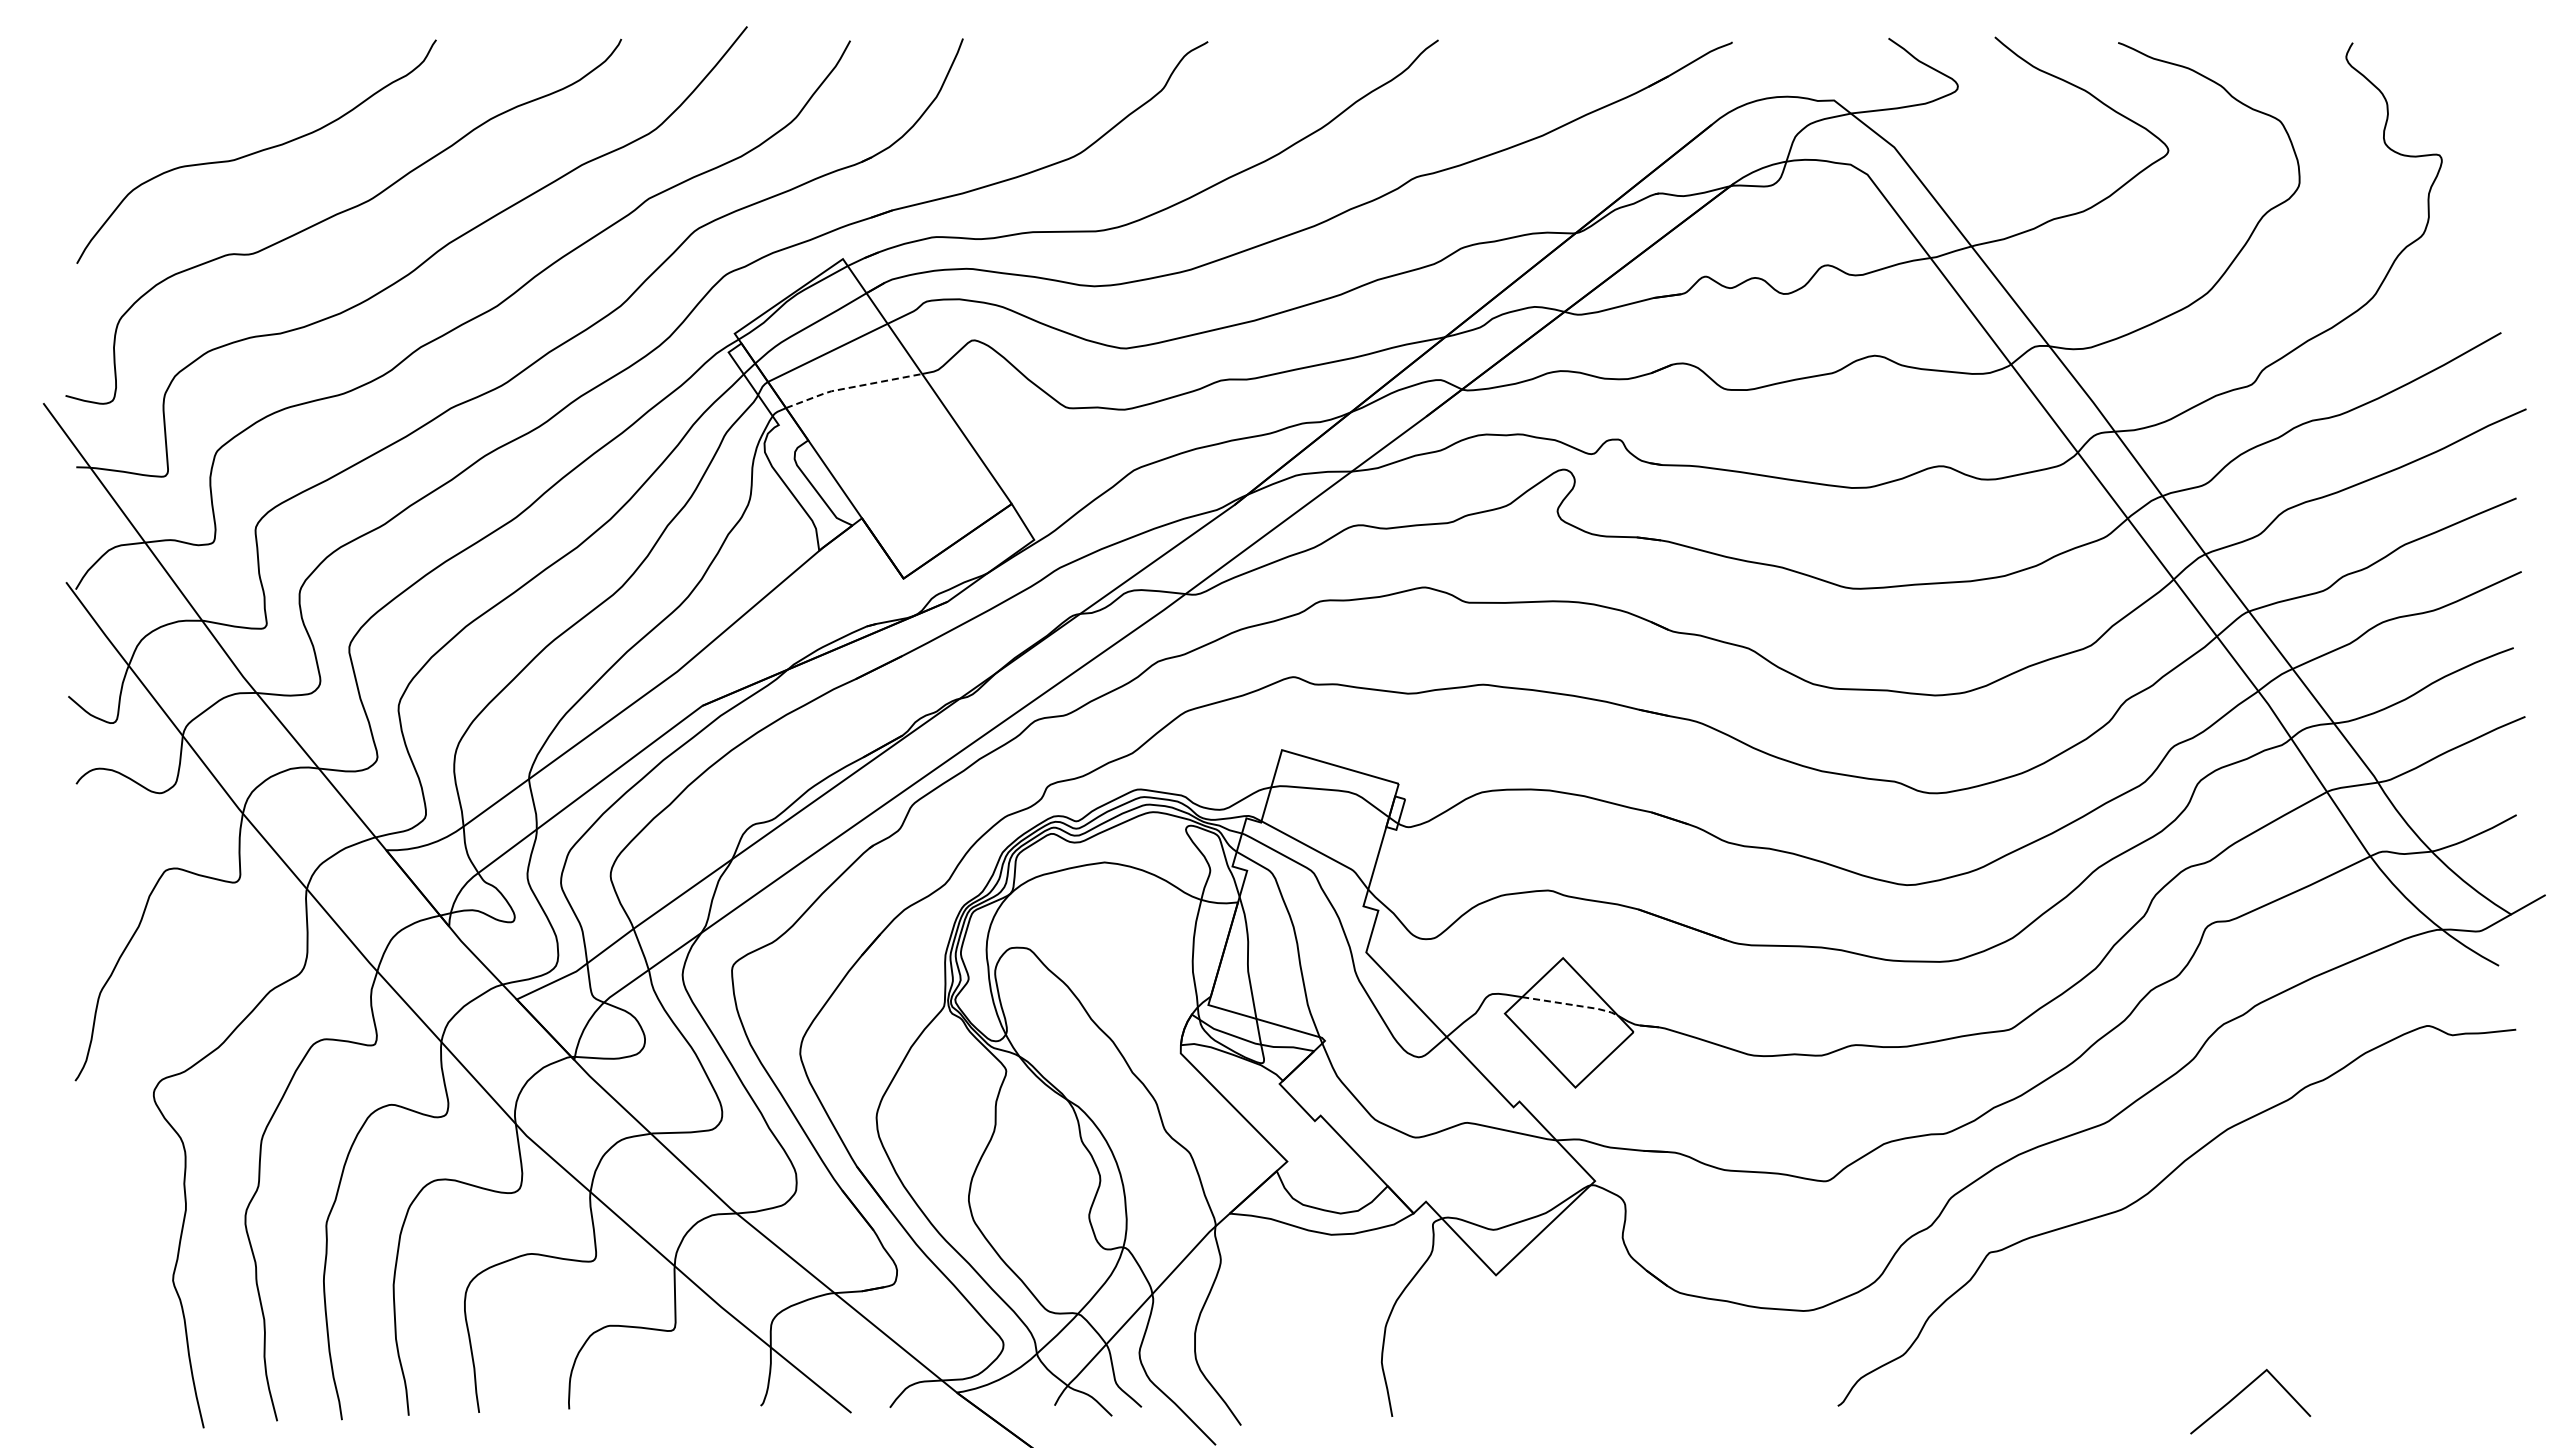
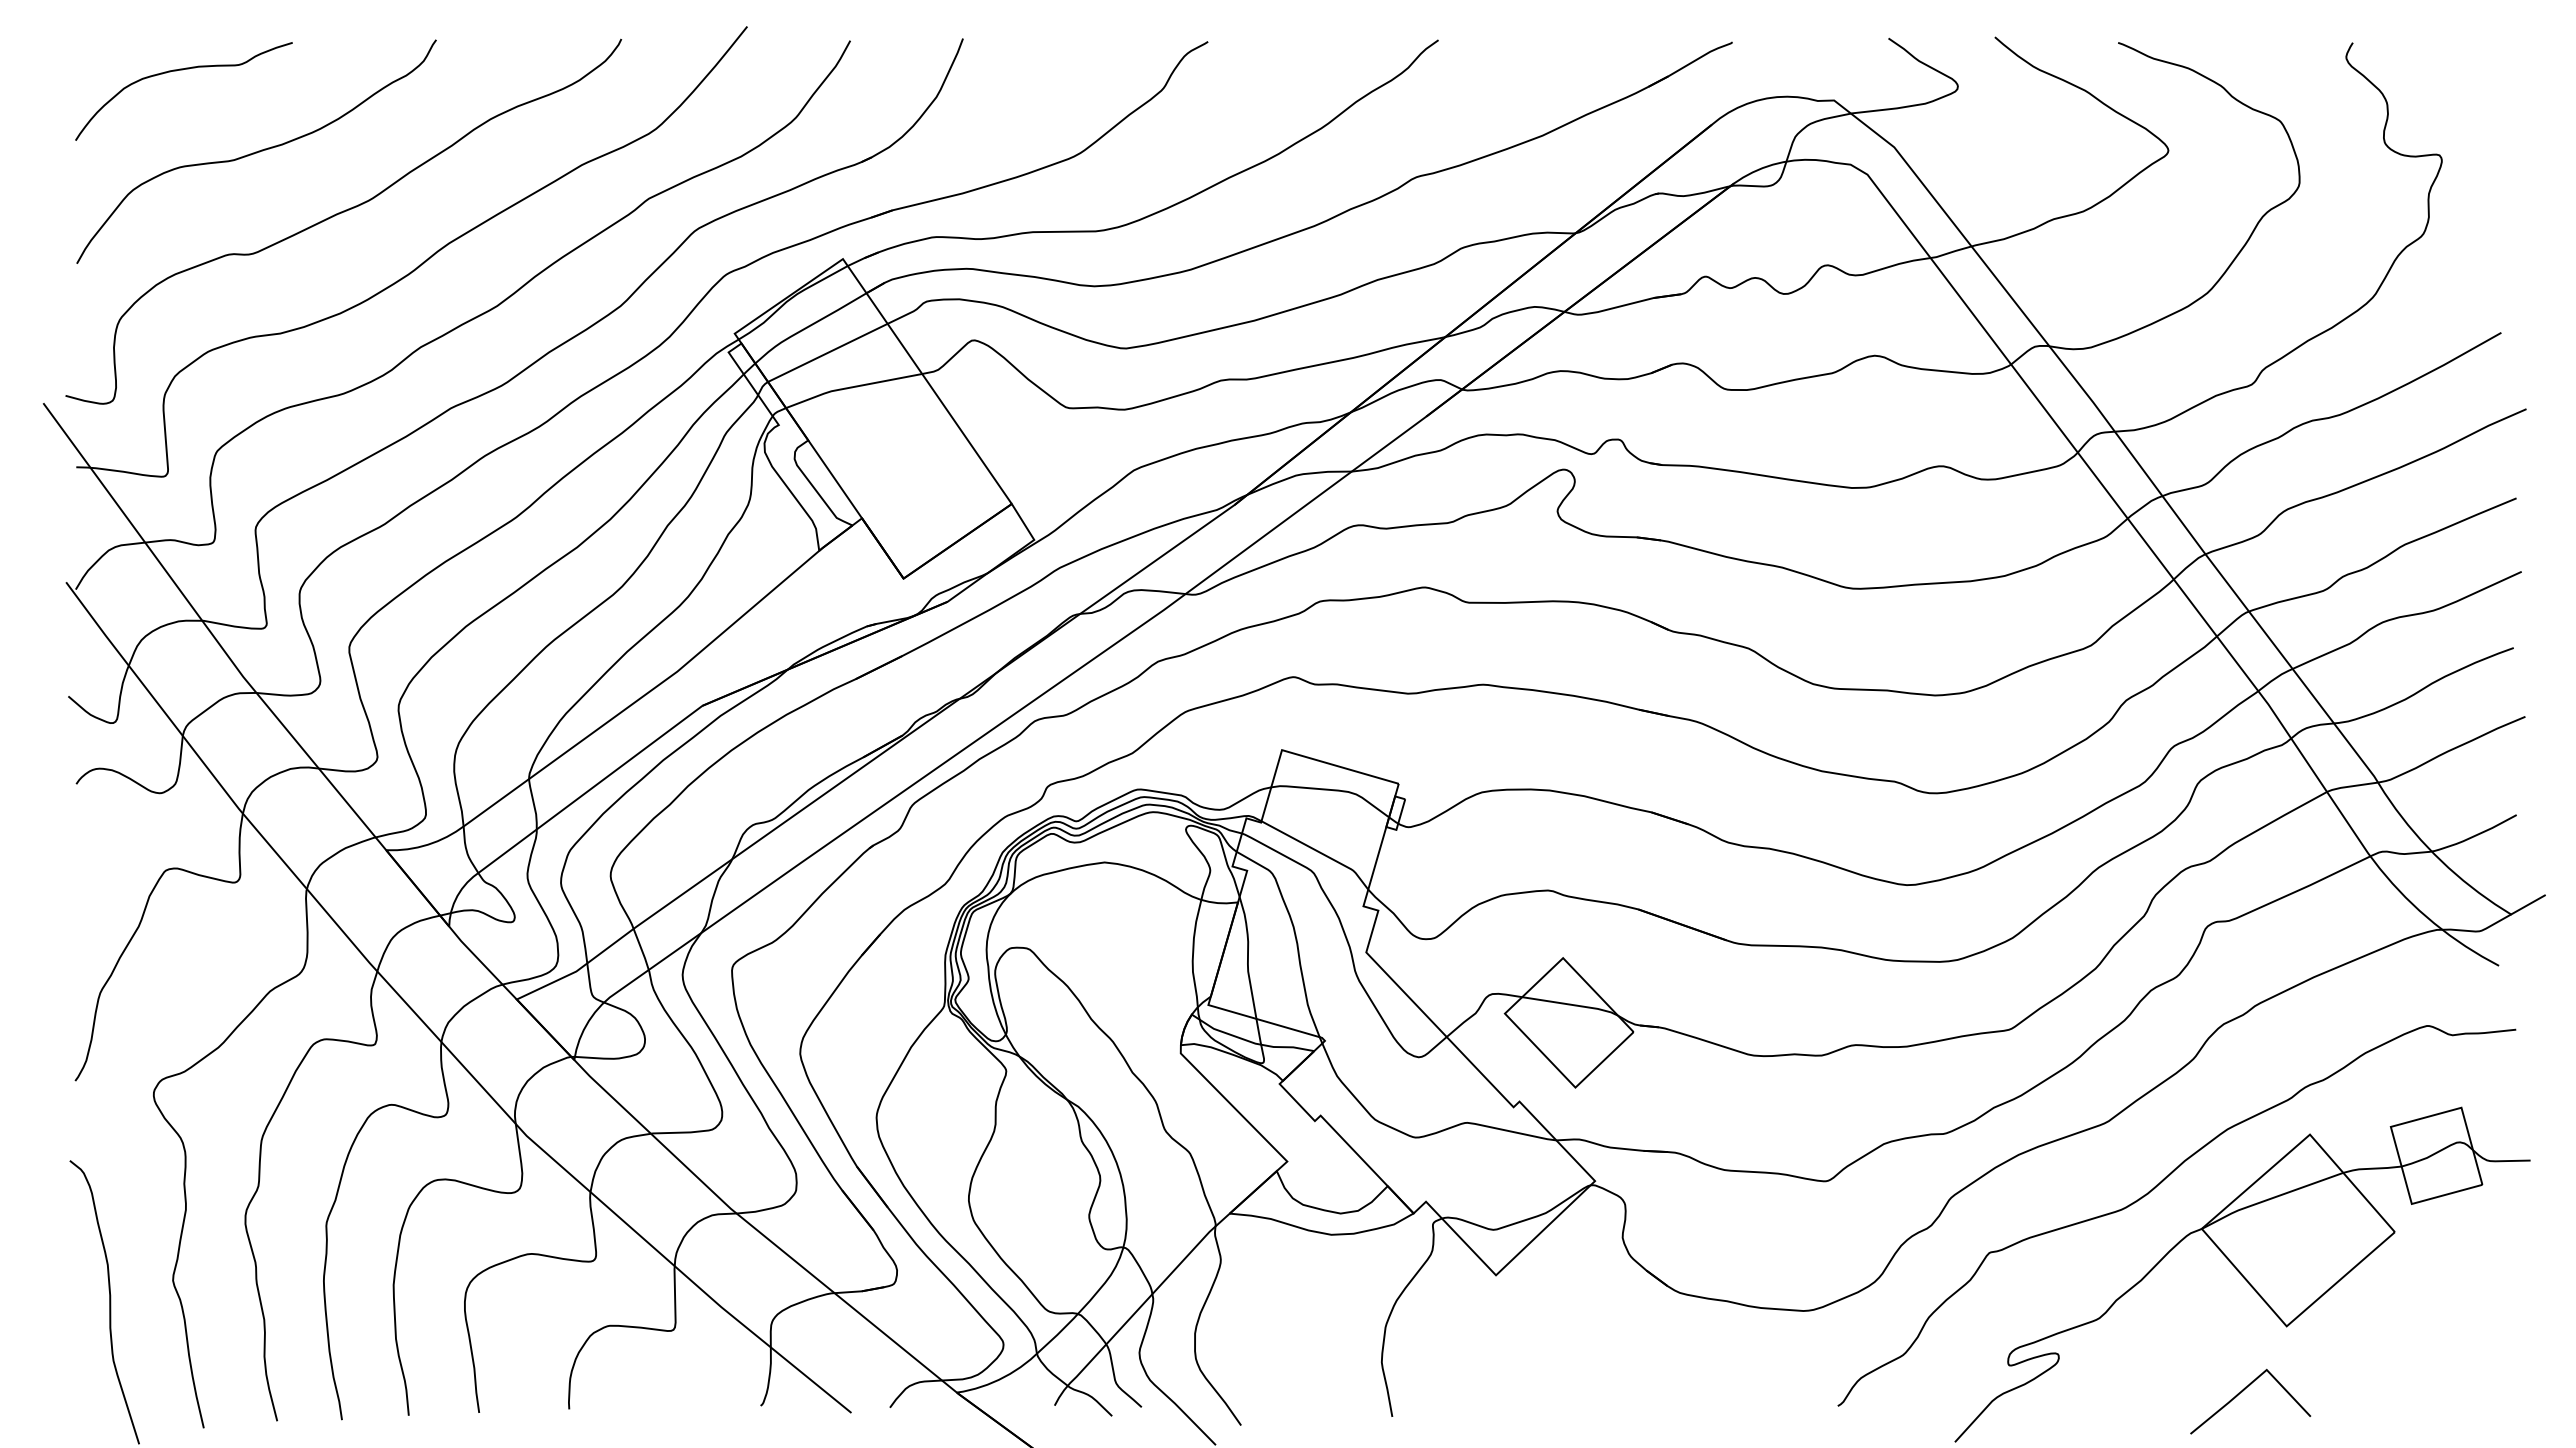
curve: none -> present (182, 70)
line: dashed -> solid (851, 387)
line: dashed -> solid (1572, 1004)
part: none -> present (2242, 1274)
curve: none -> present (109, 1302)
